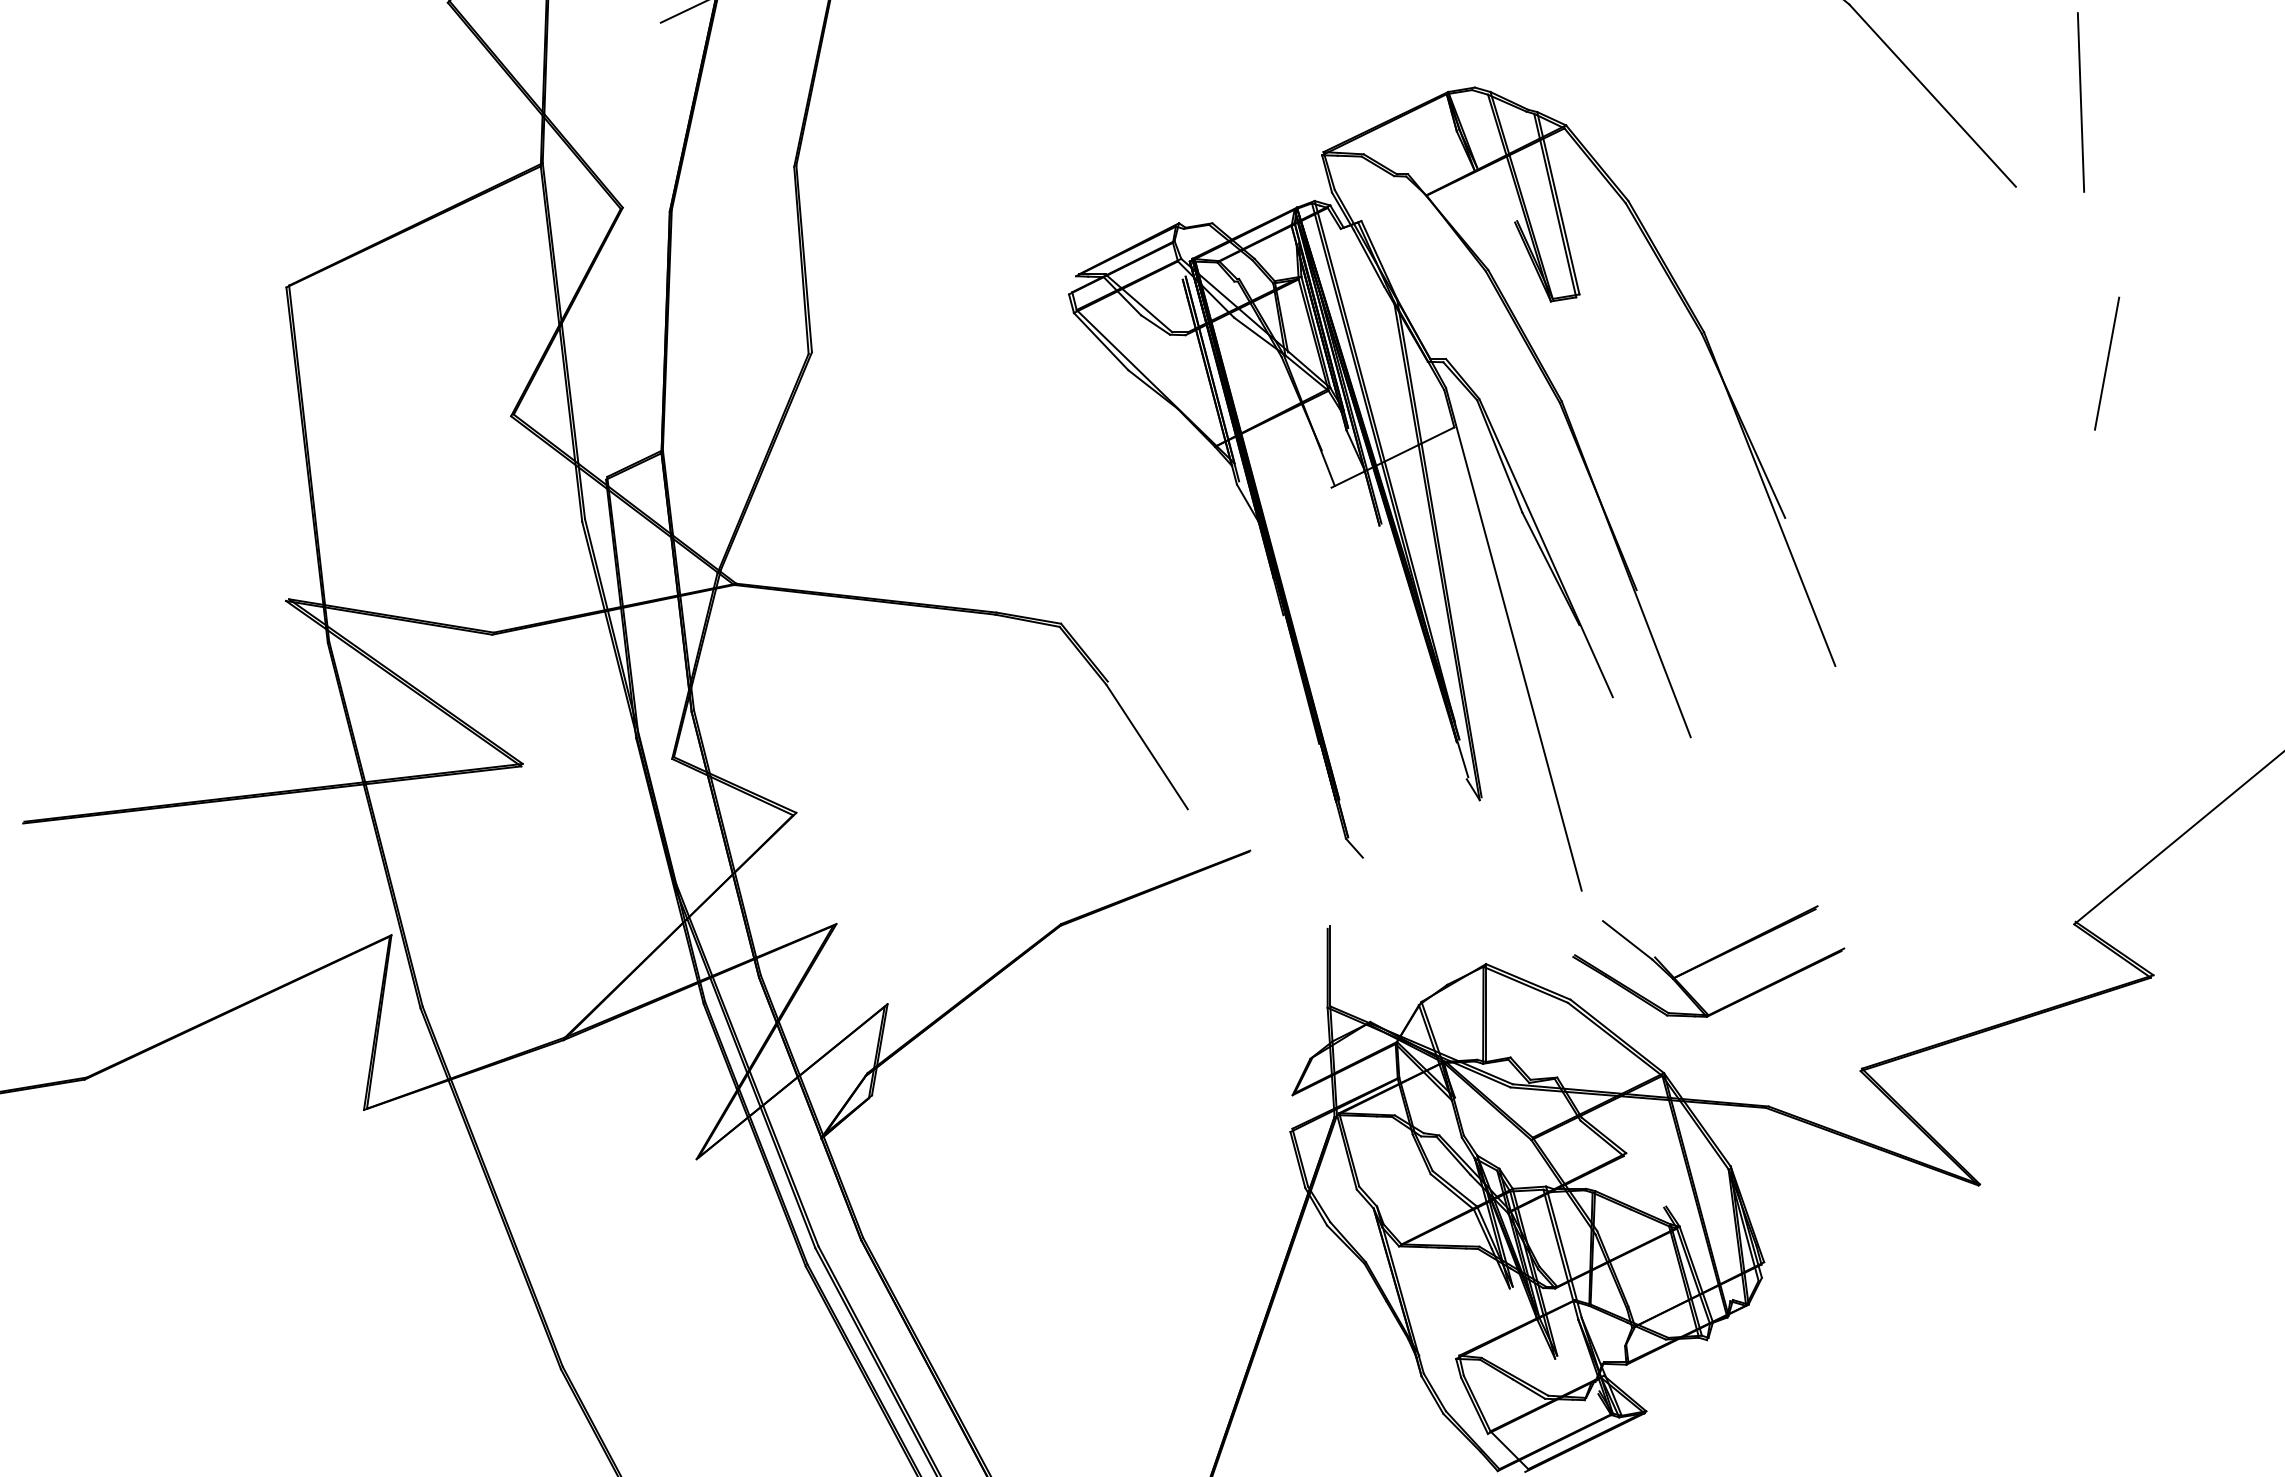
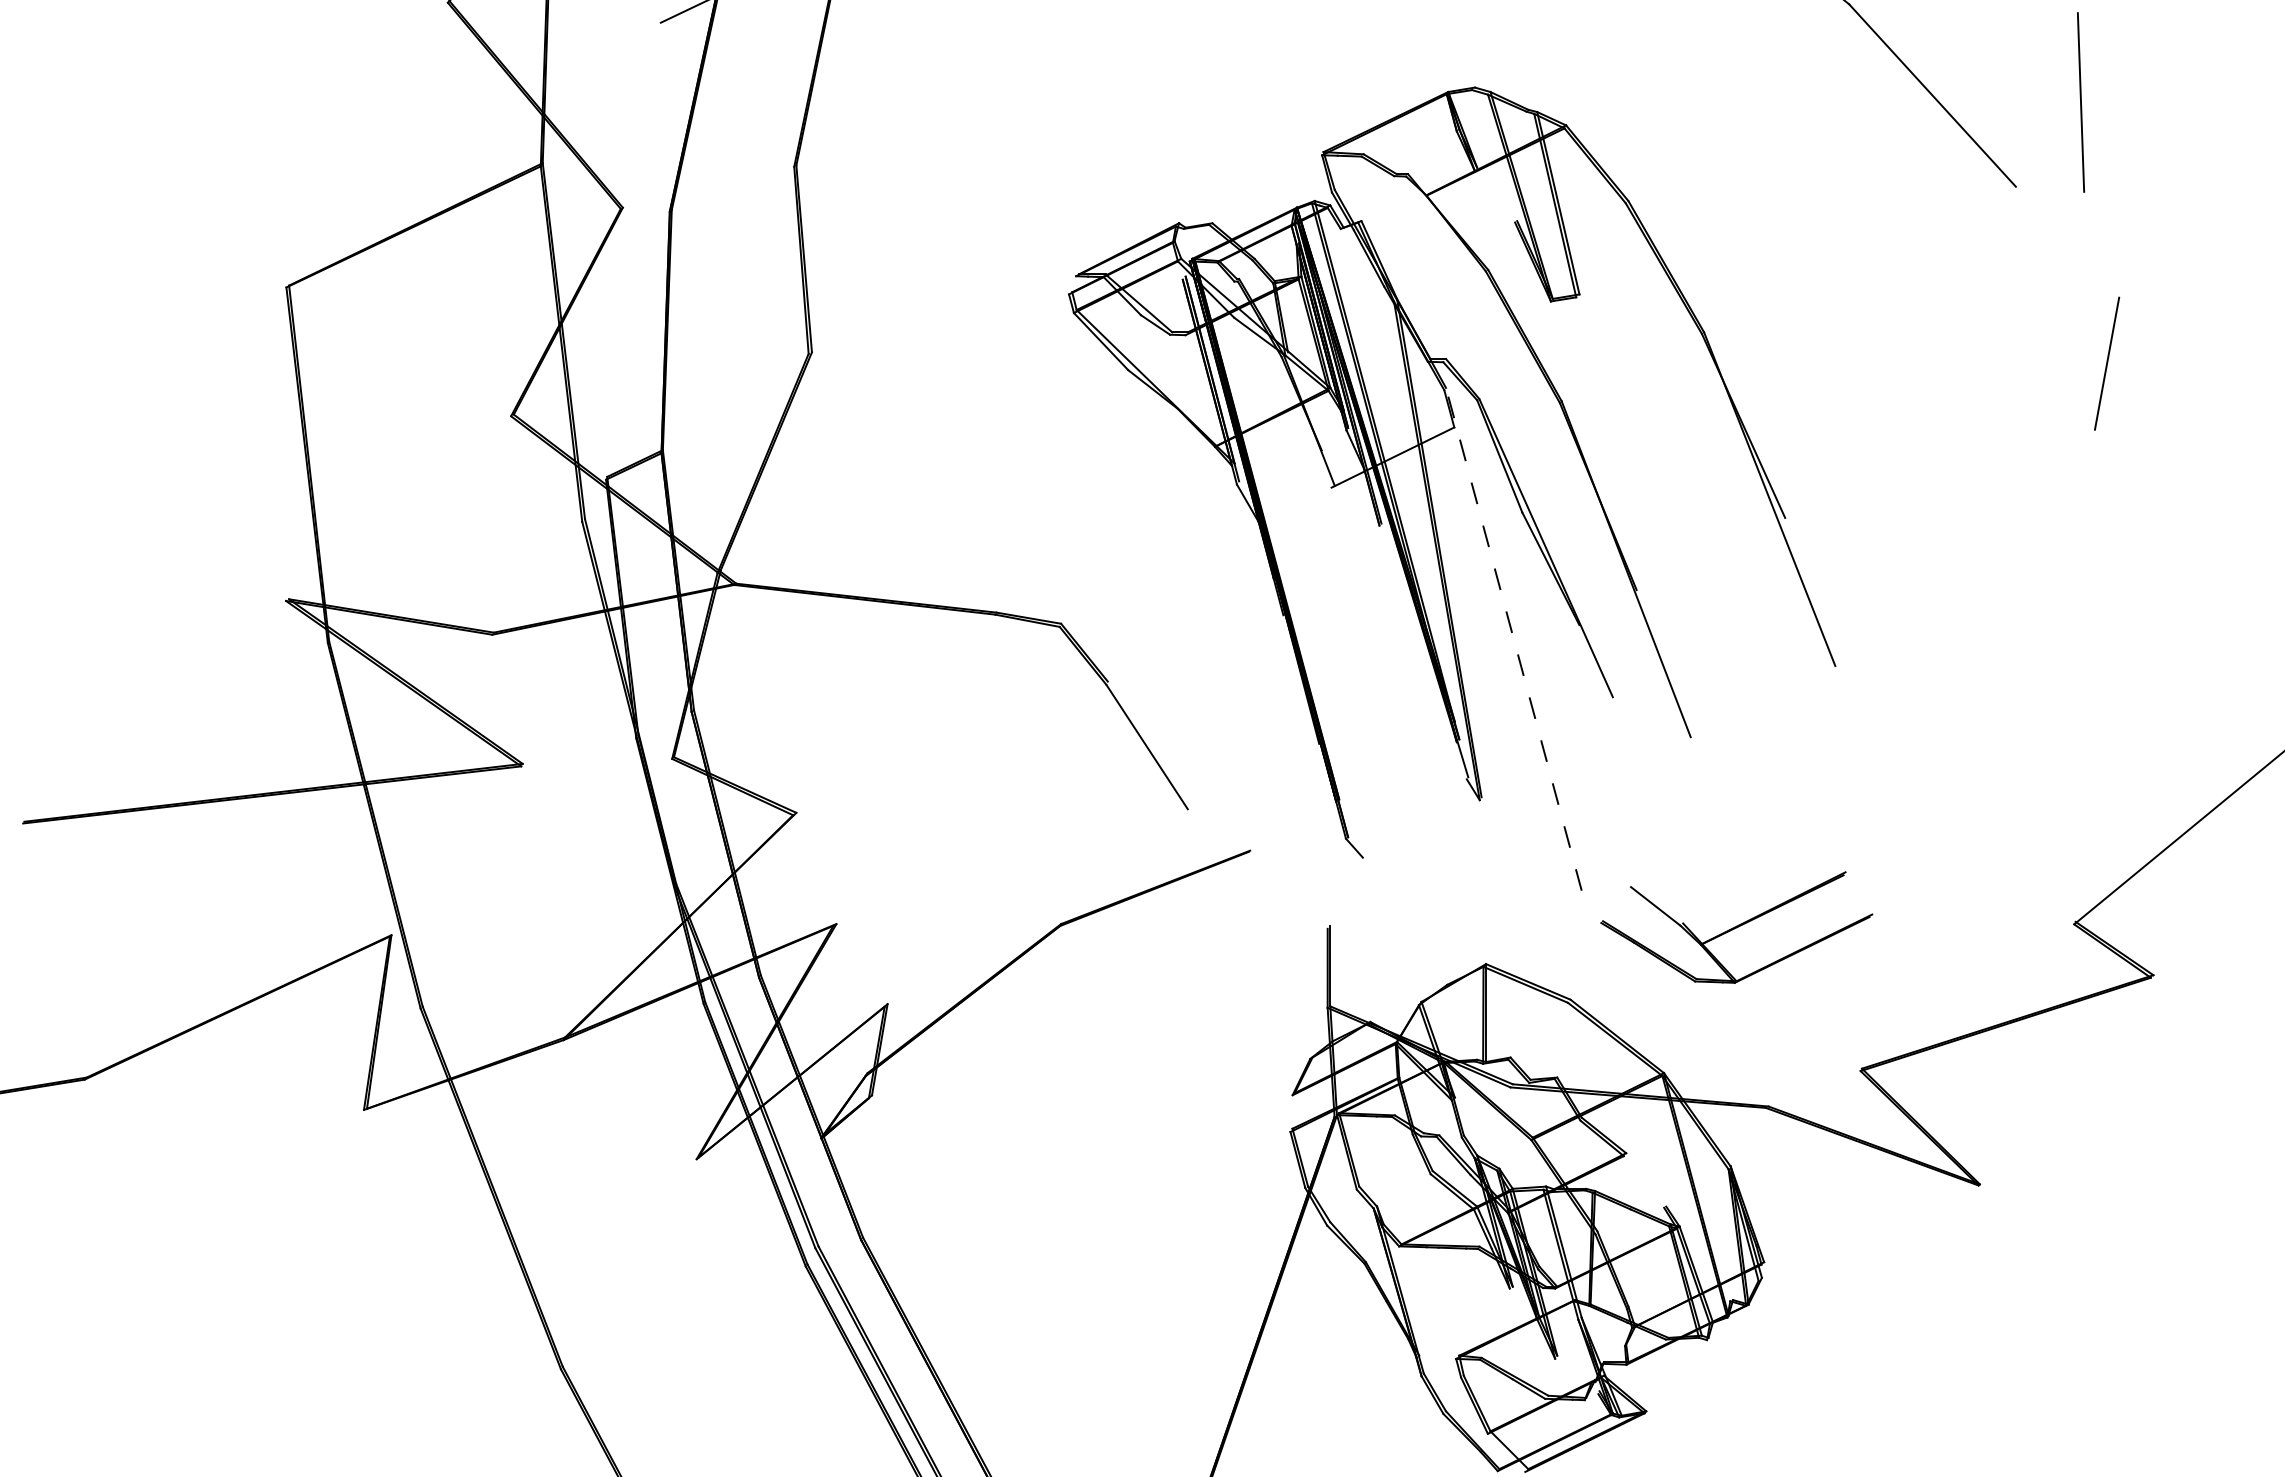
line: solid -> dashed (1513, 638)
part position: (1708, 961) -> (1736, 927) (1736, 927)
